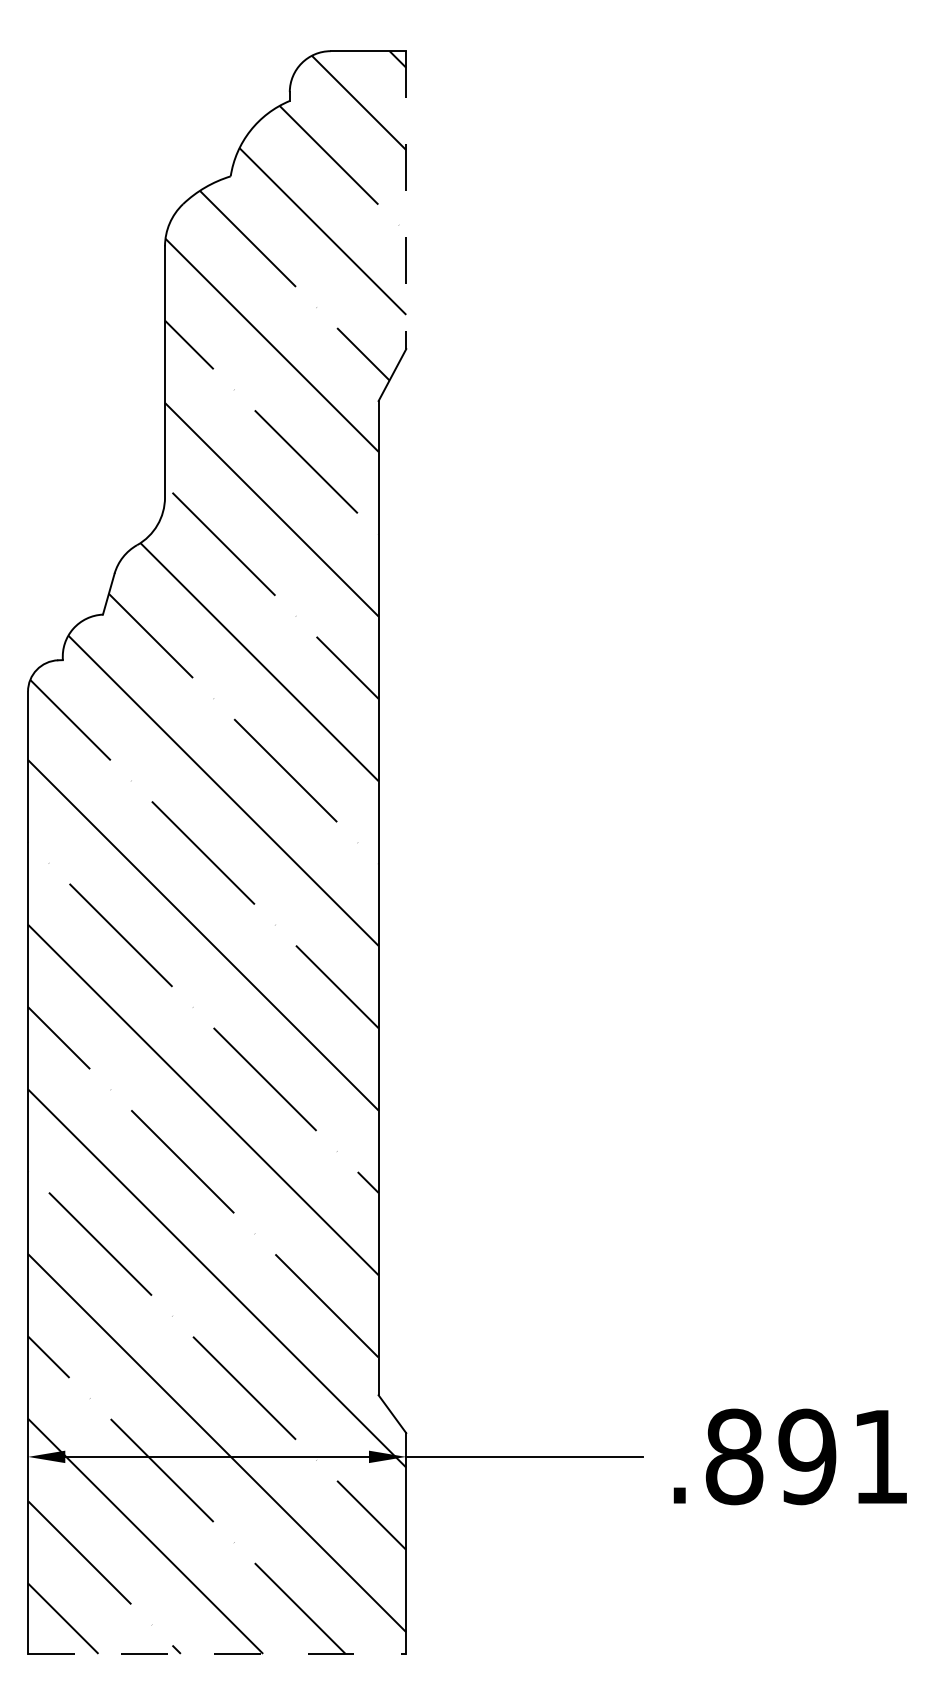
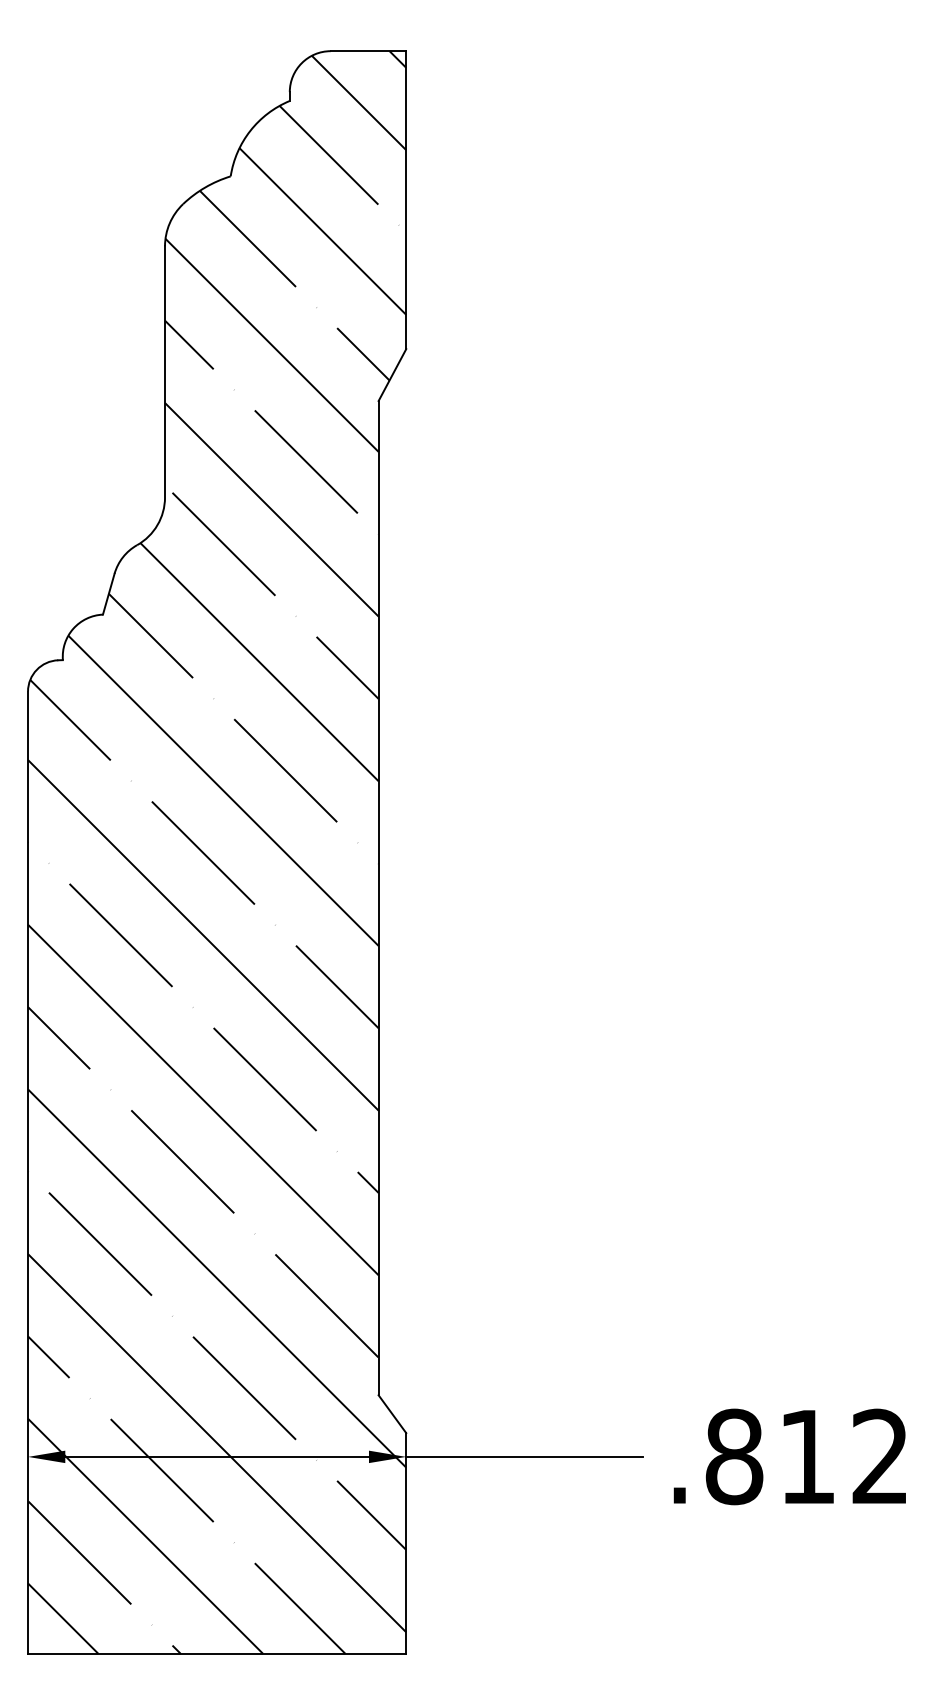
line: dashed -> solid (406, 200)
text: .891 -> .812 (842, 1456)
line: dashed -> solid (217, 1653)
